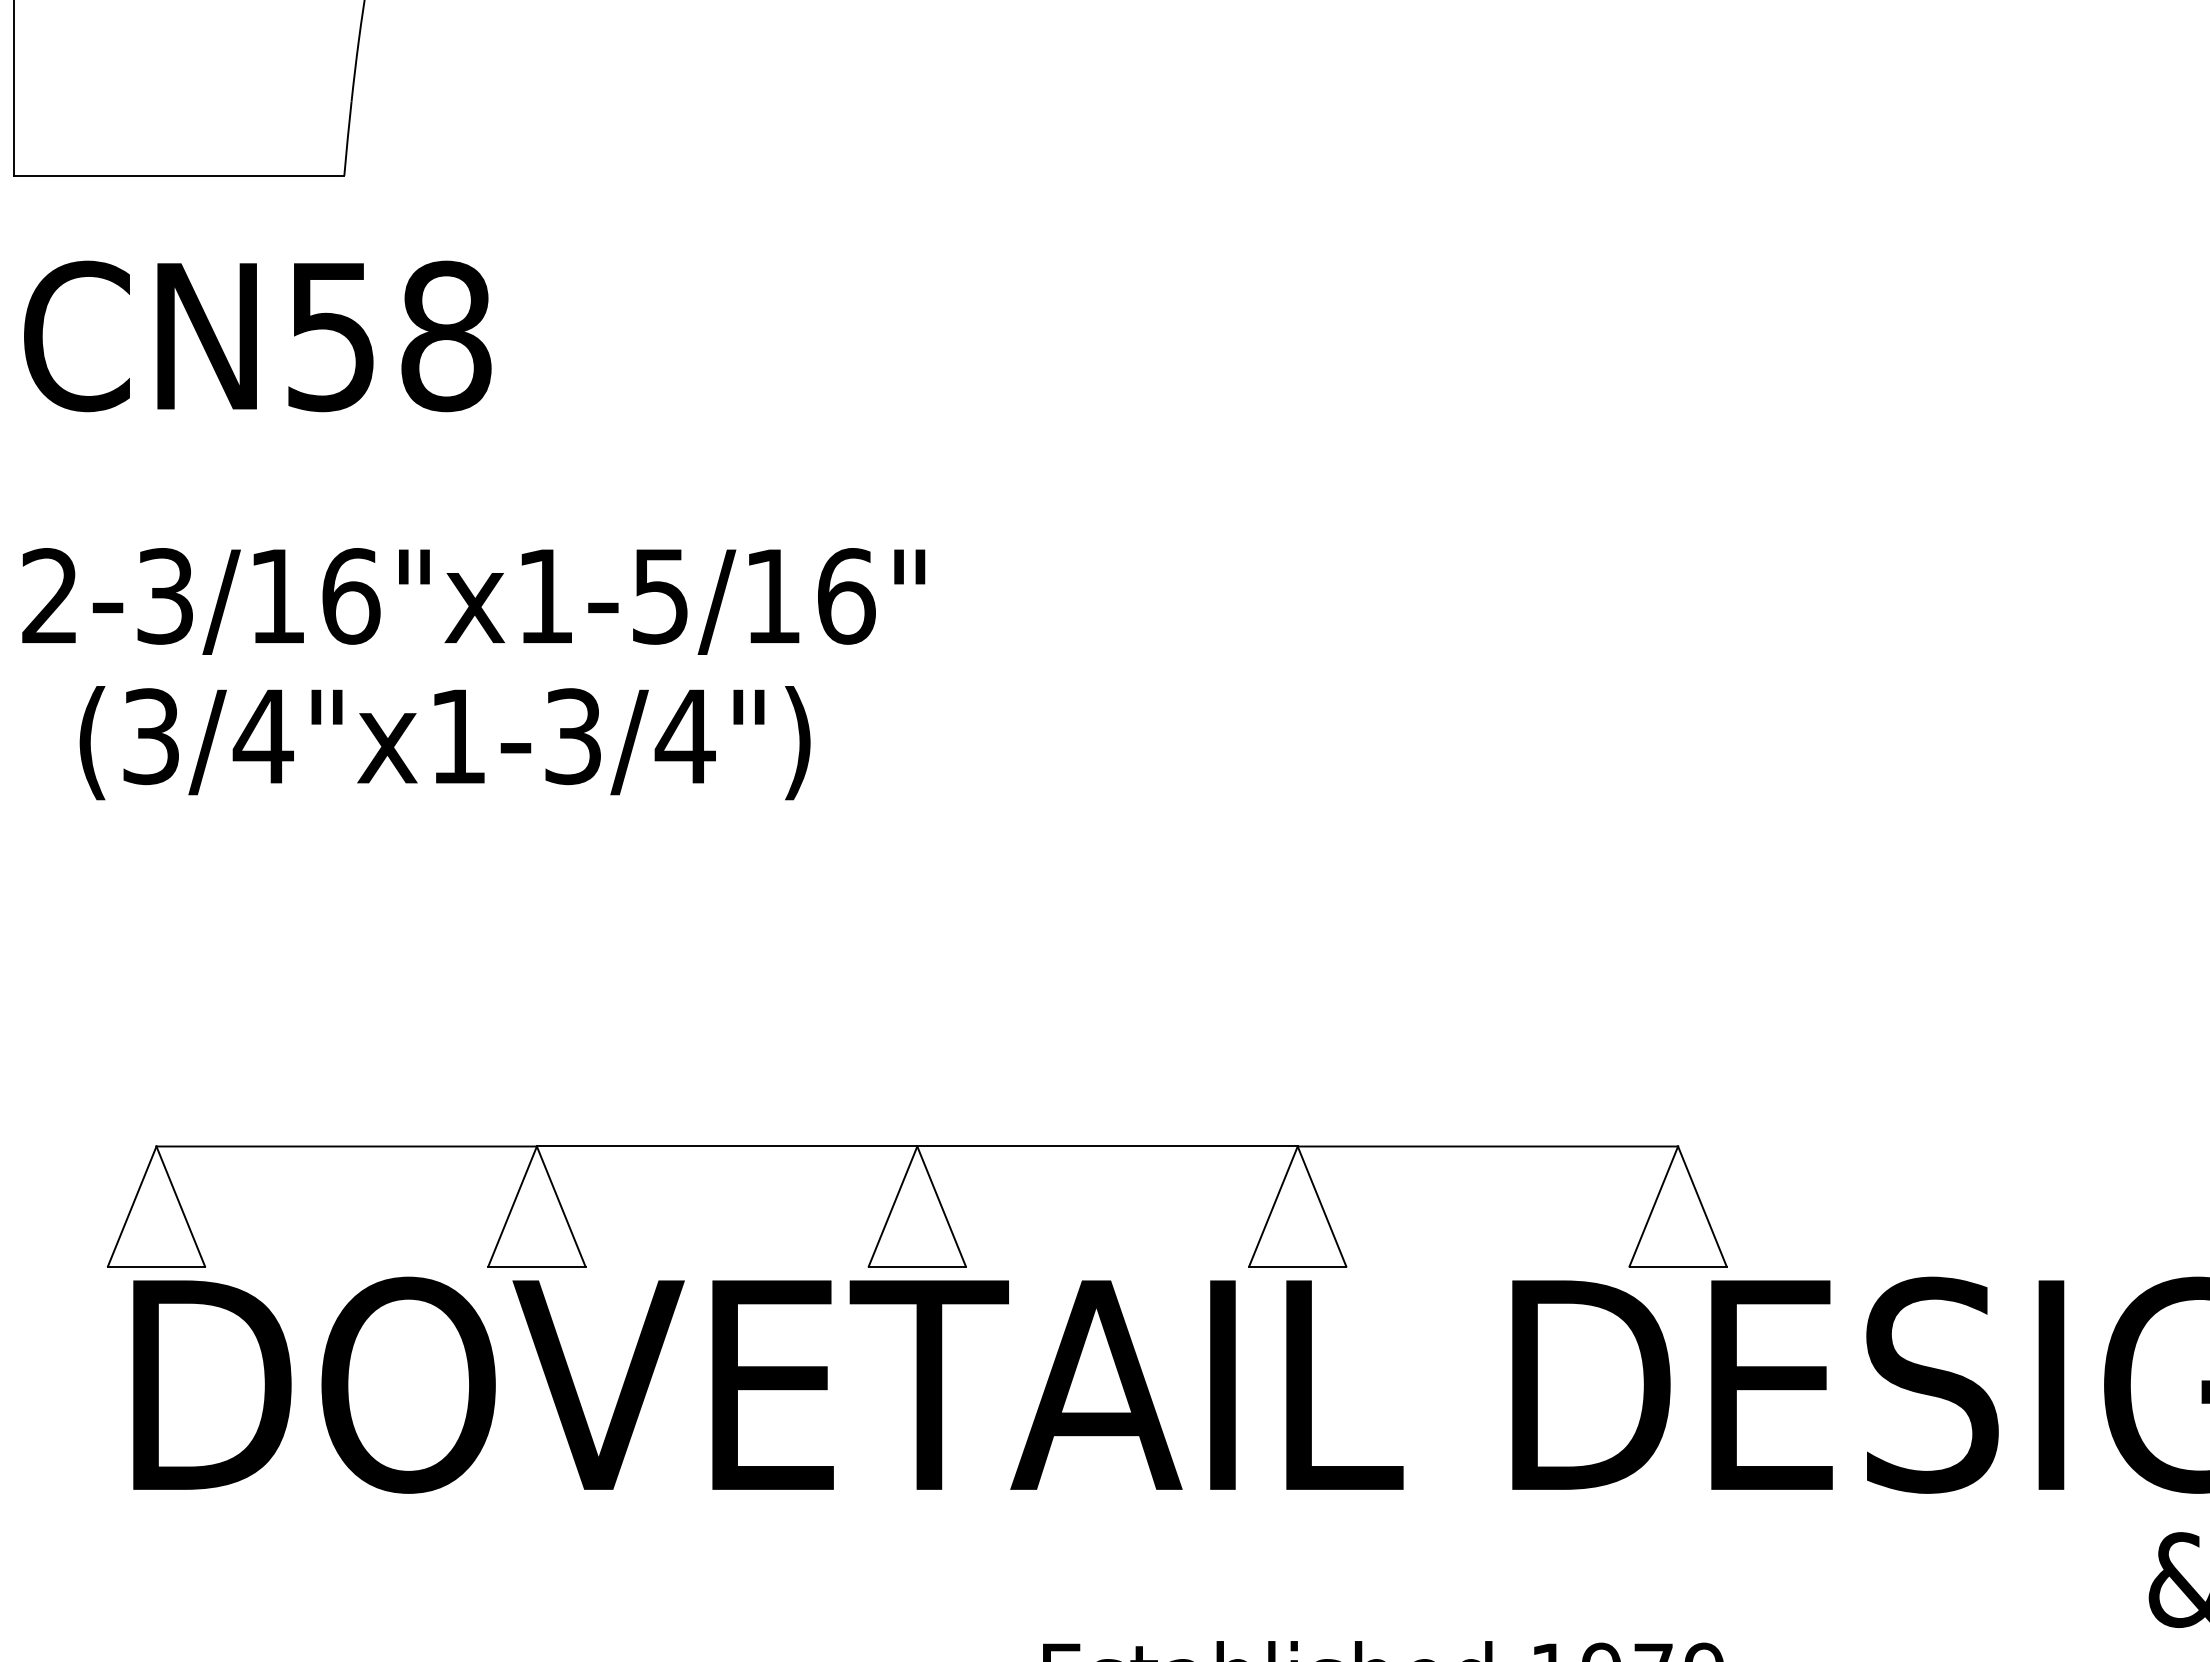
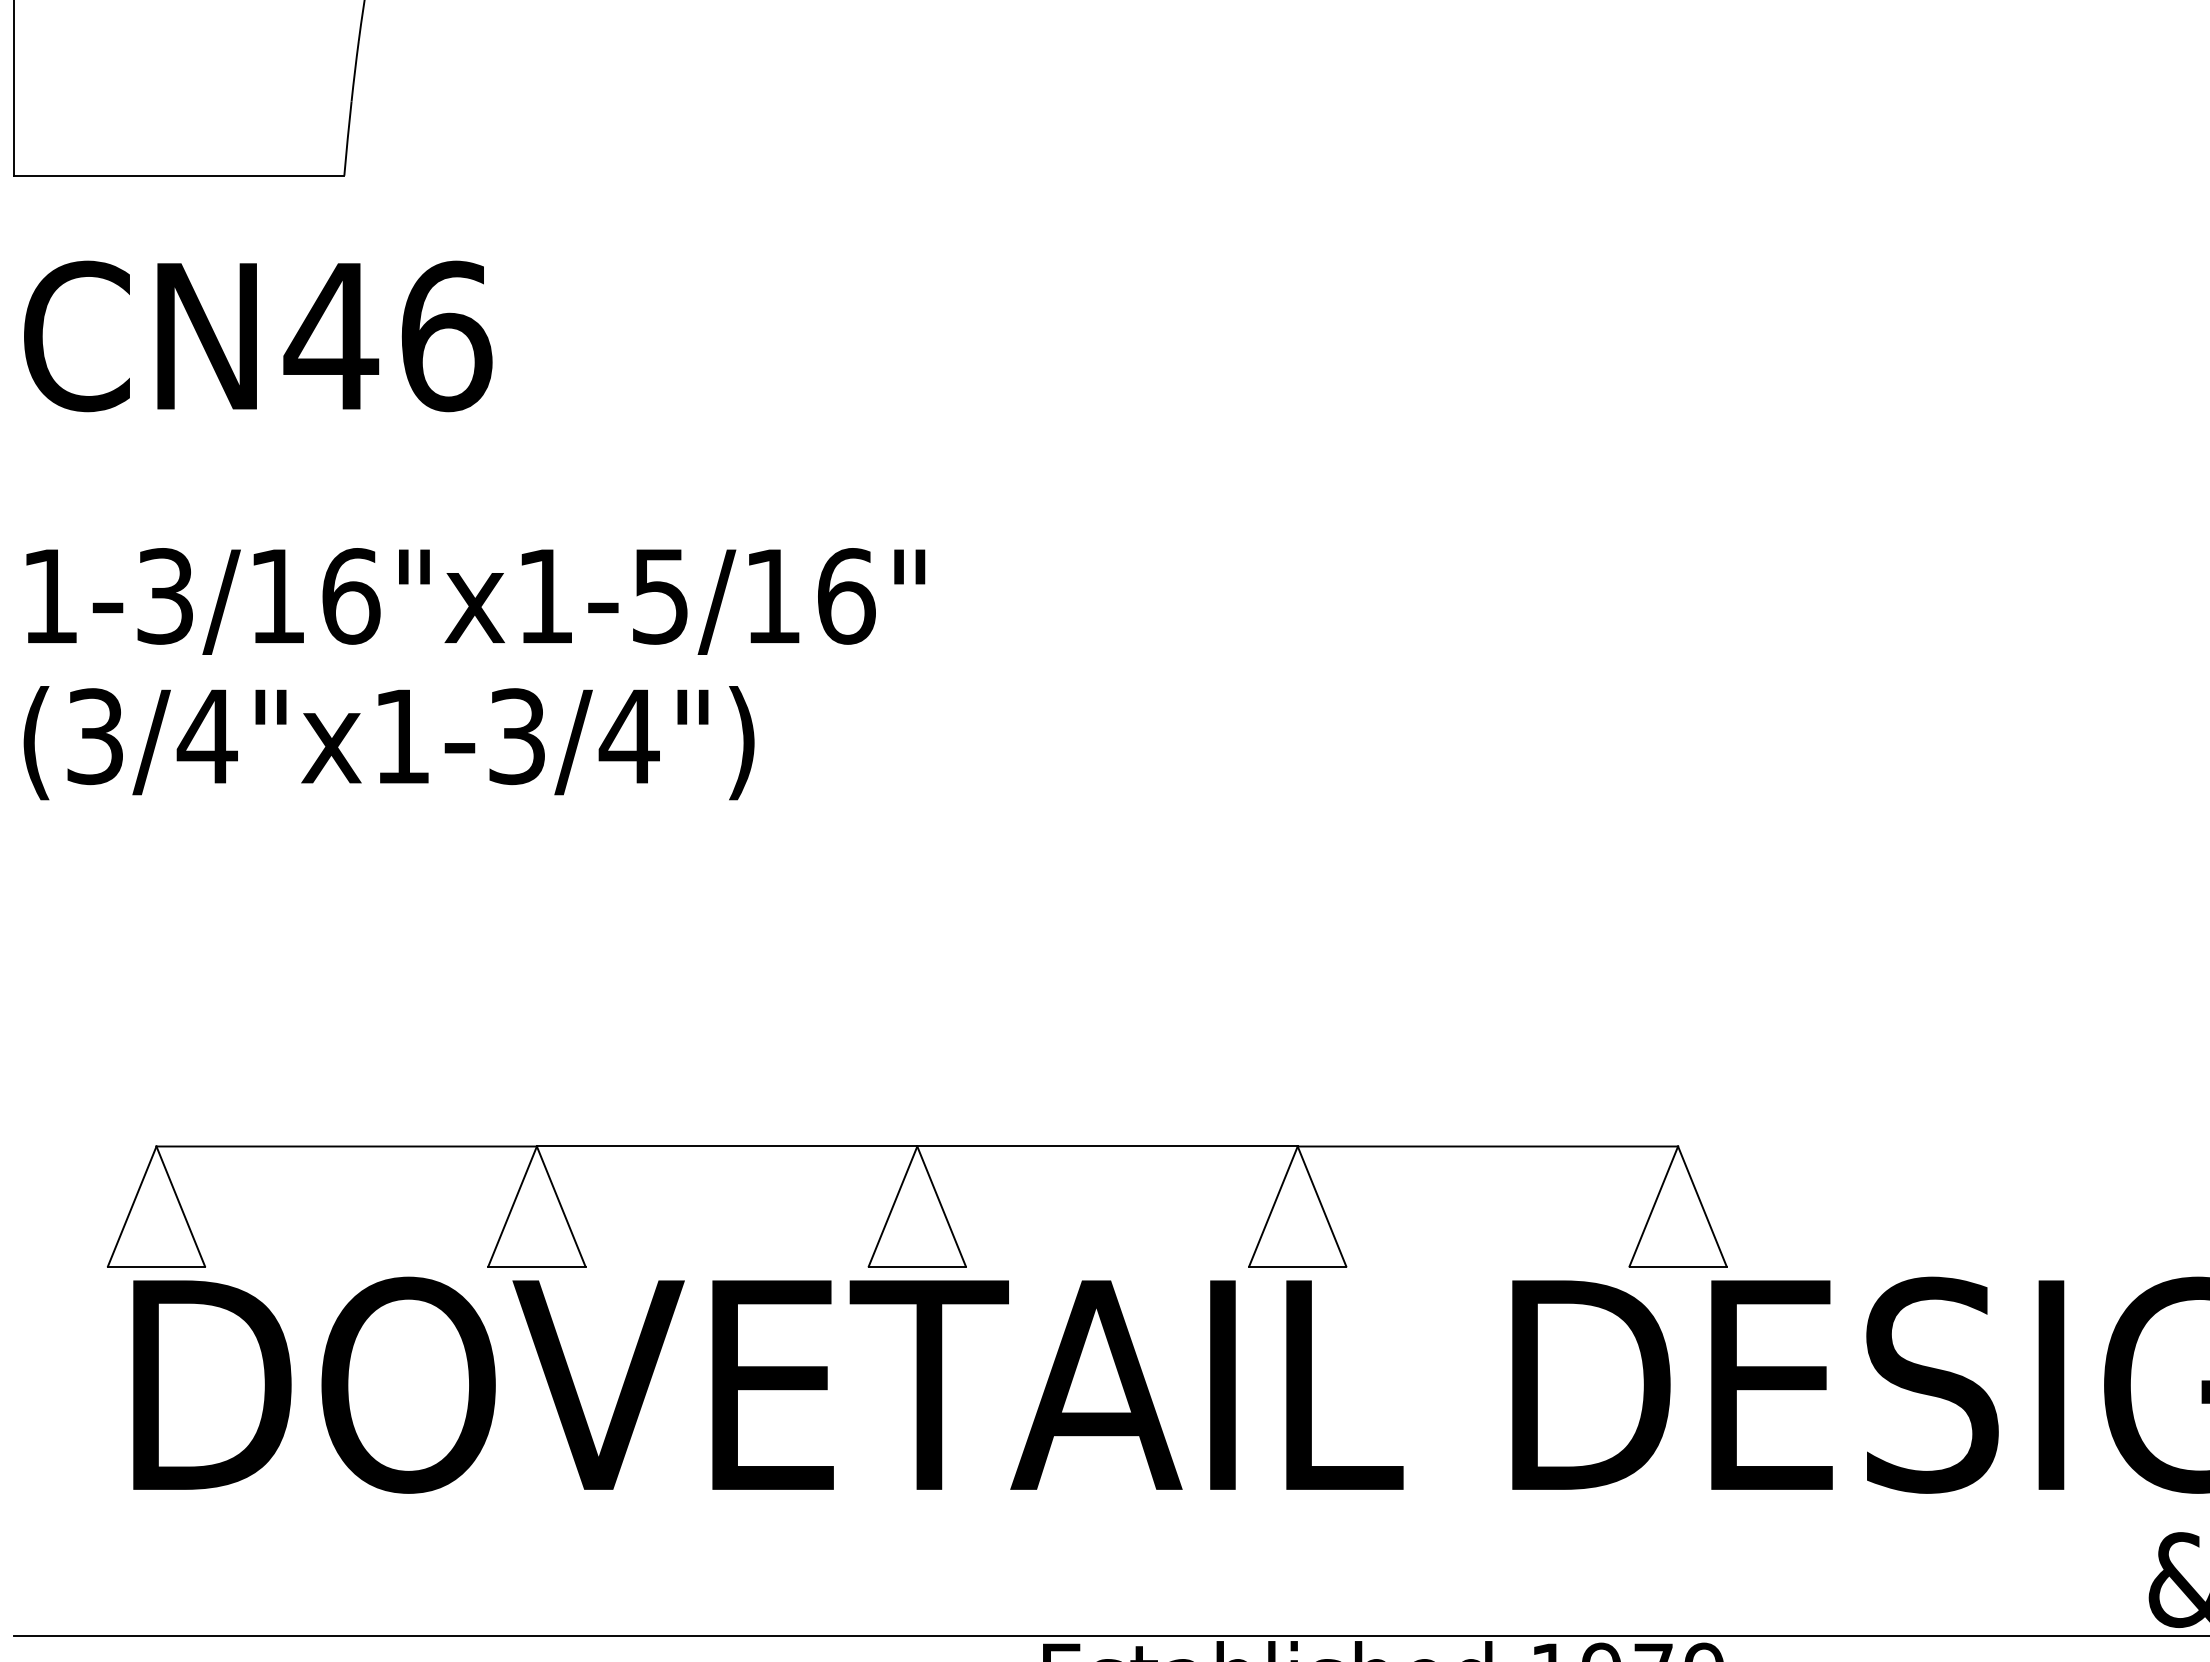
text: CN58 -> CN46 (387, 336)
text: 2-3/16"x1-5/16" -> 1-3/16"x1-5/16" (49, 595)
text position: (444, 743) -> (388, 743) (388, 743)
line: none -> present (1109, 1635)
